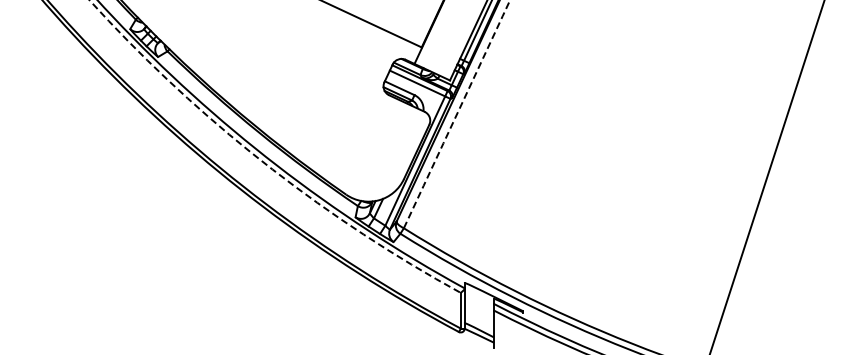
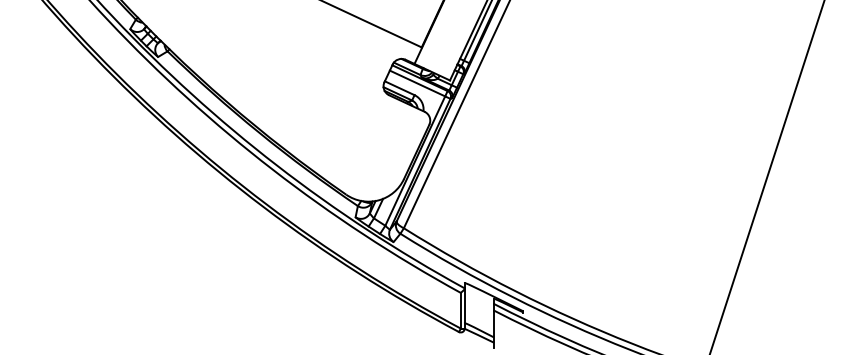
arc: dashed -> solid (457, 113)
arc: dashed -> solid (263, 162)
